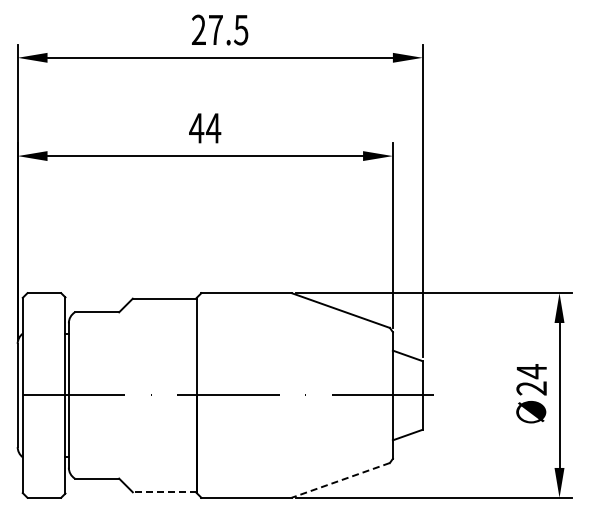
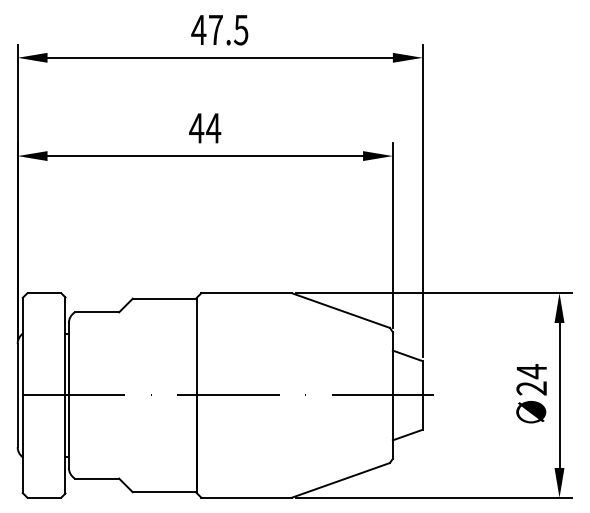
text: 27.5 -> 47.5 (198, 29)
line: dashed -> solid (340, 480)
line: dashed -> solid (164, 492)
